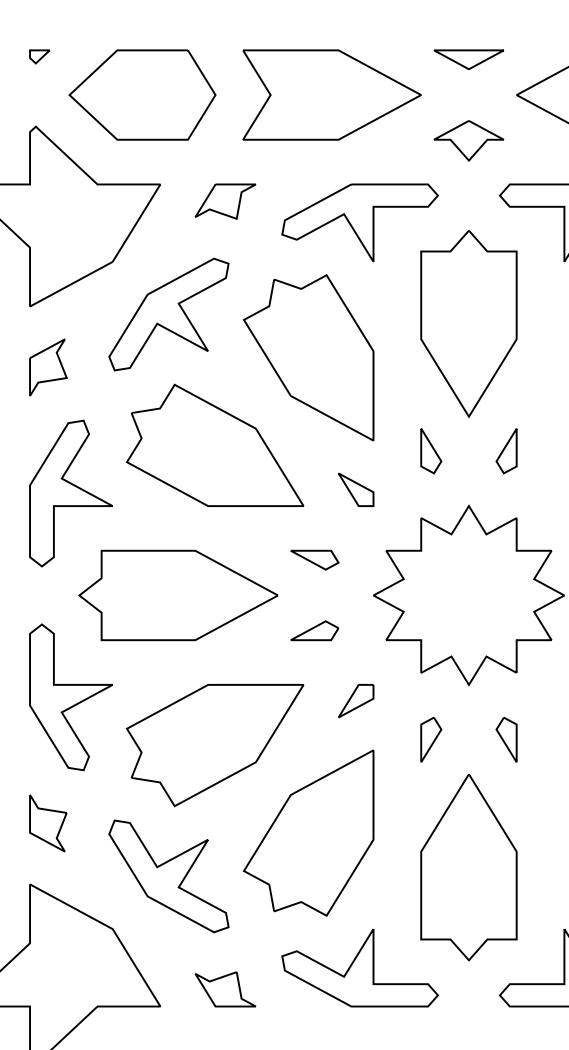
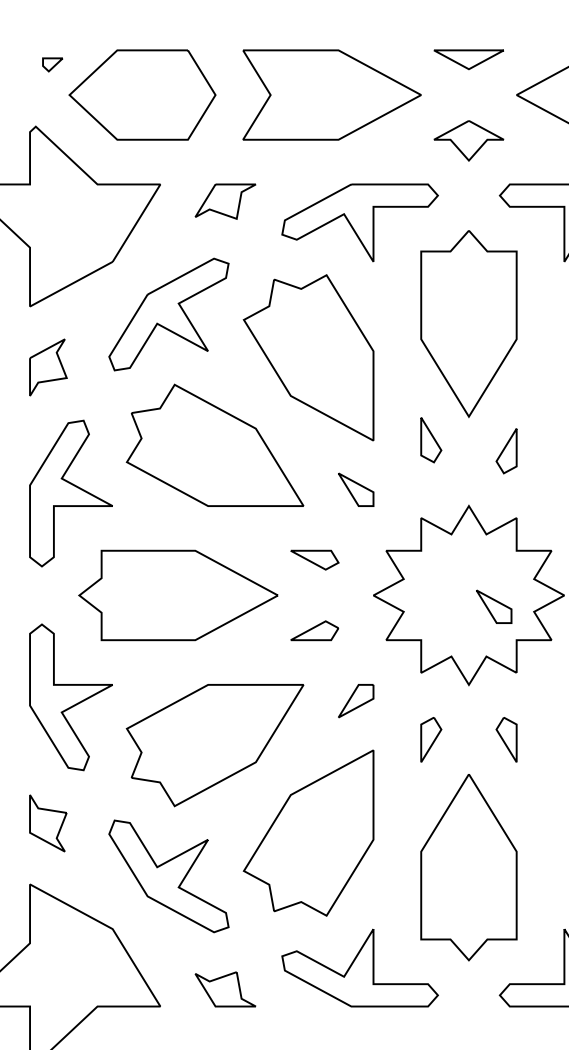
part position: (39, 56) -> (52, 64) (52, 64)
part position: (431, 451) -> (431, 440) (431, 440)
part: none -> present (494, 606)
